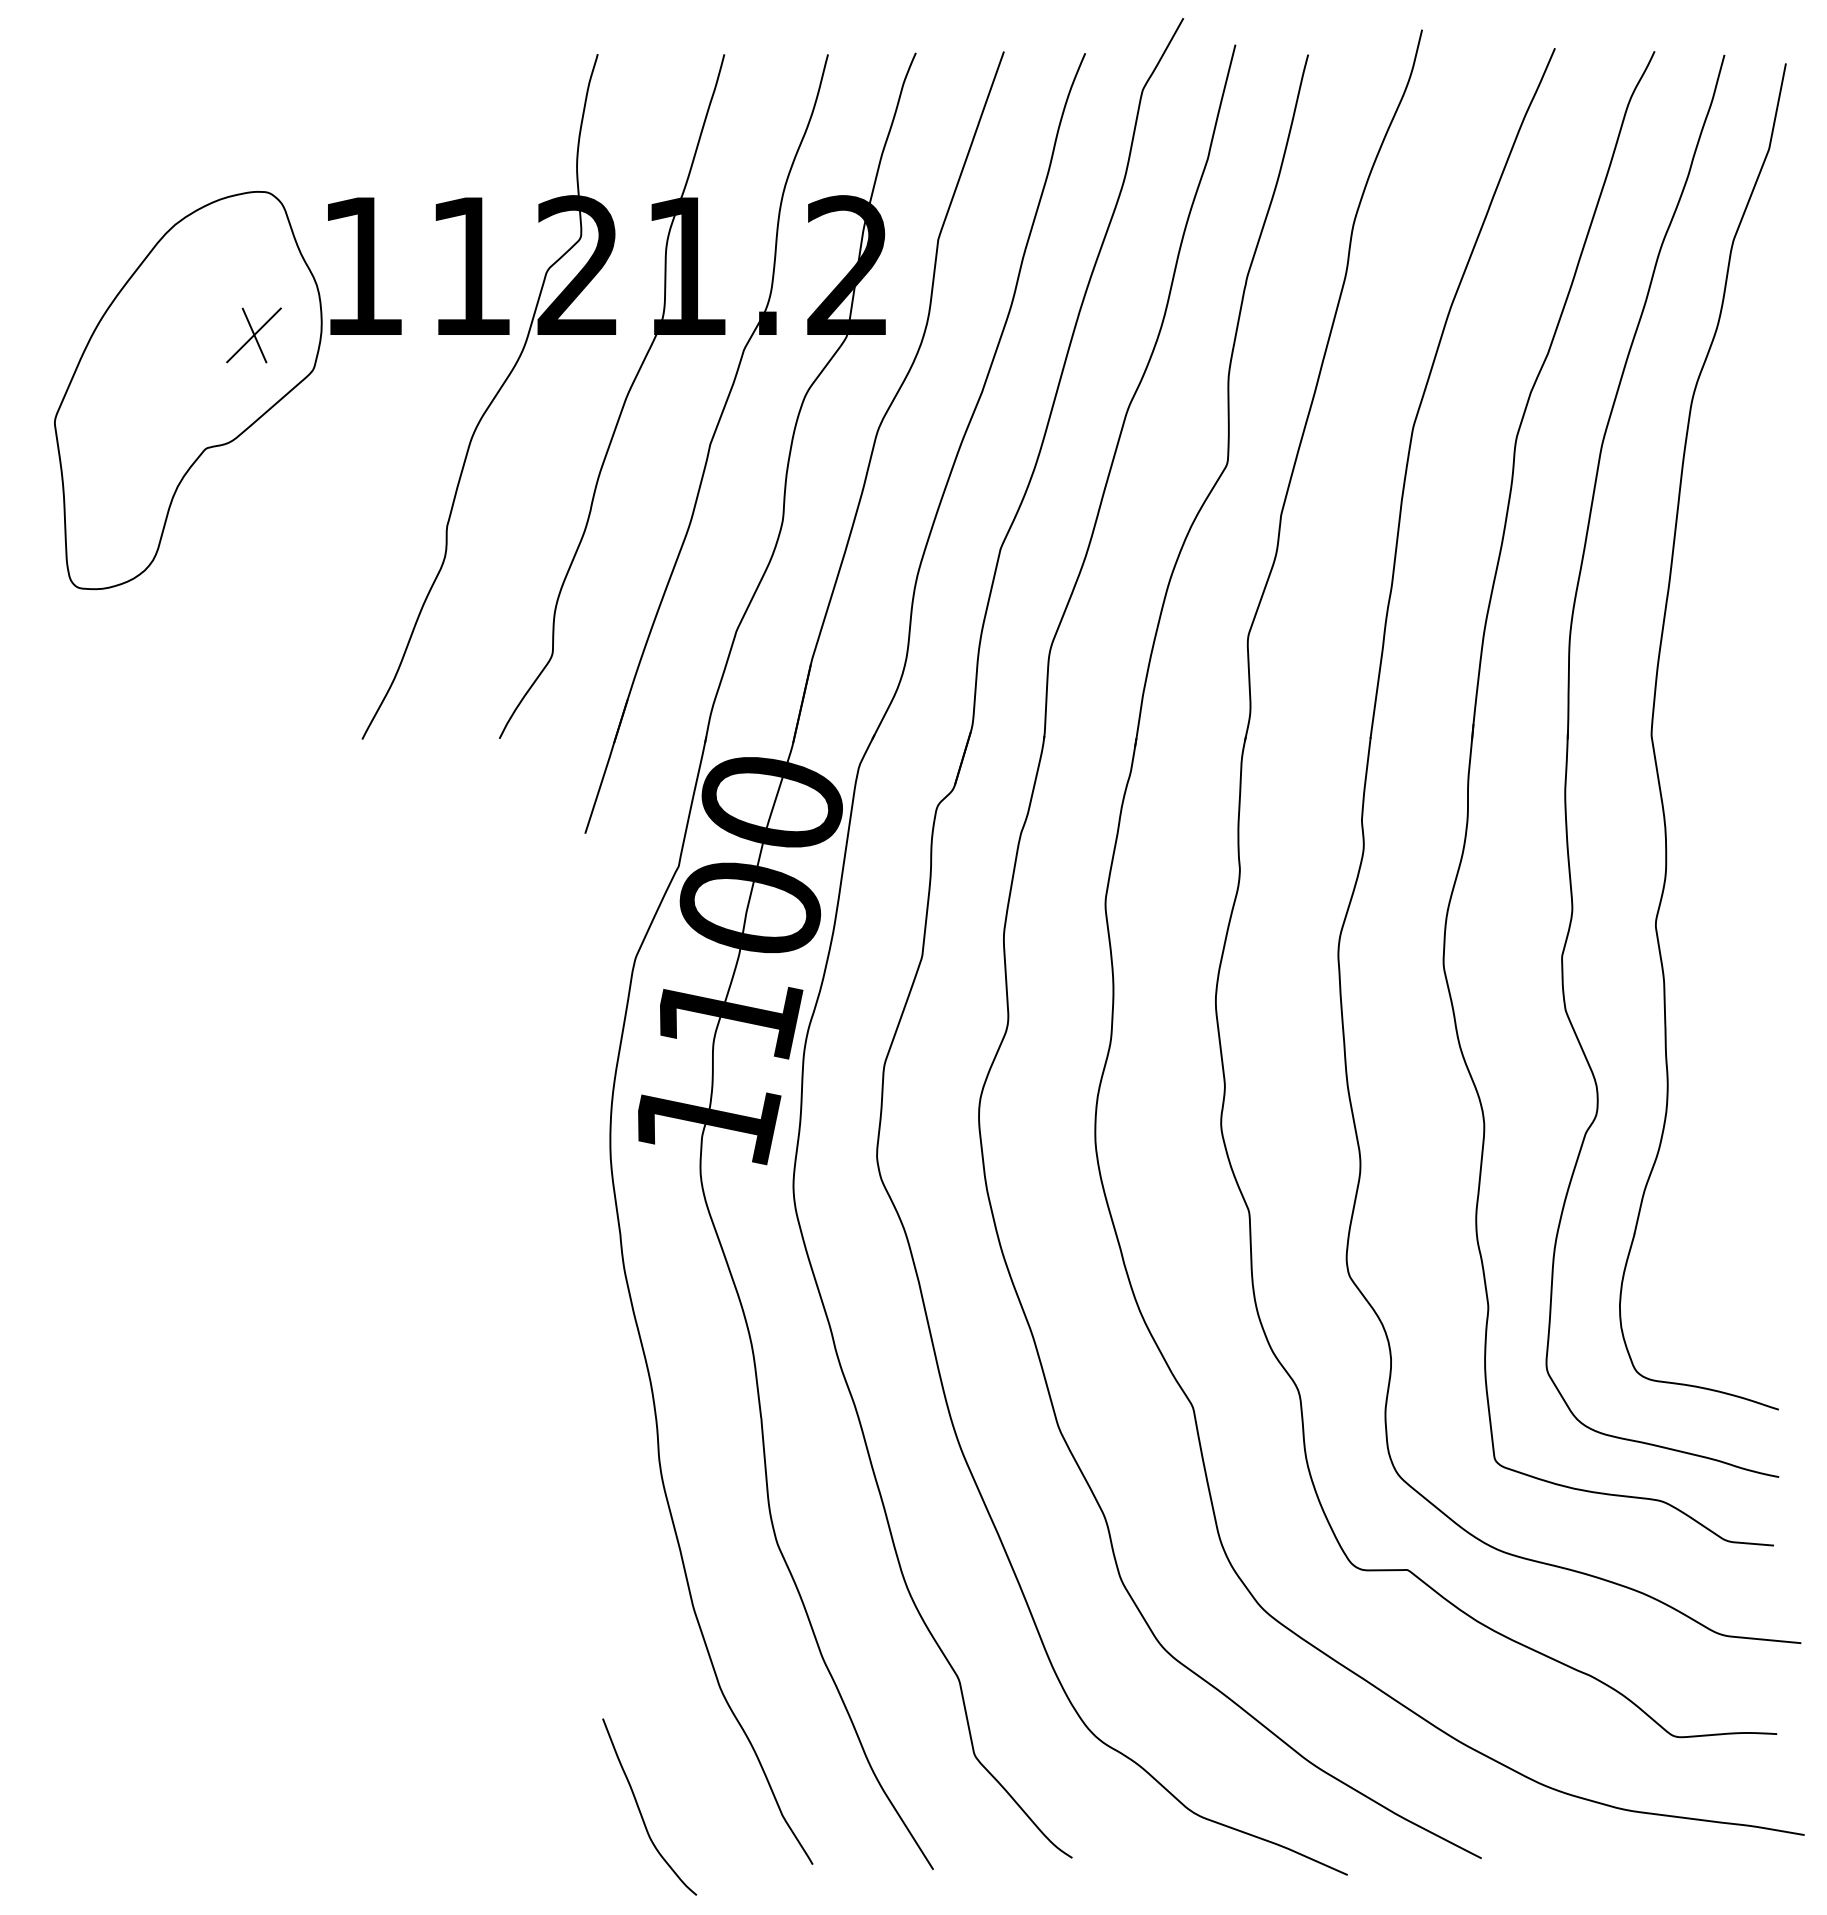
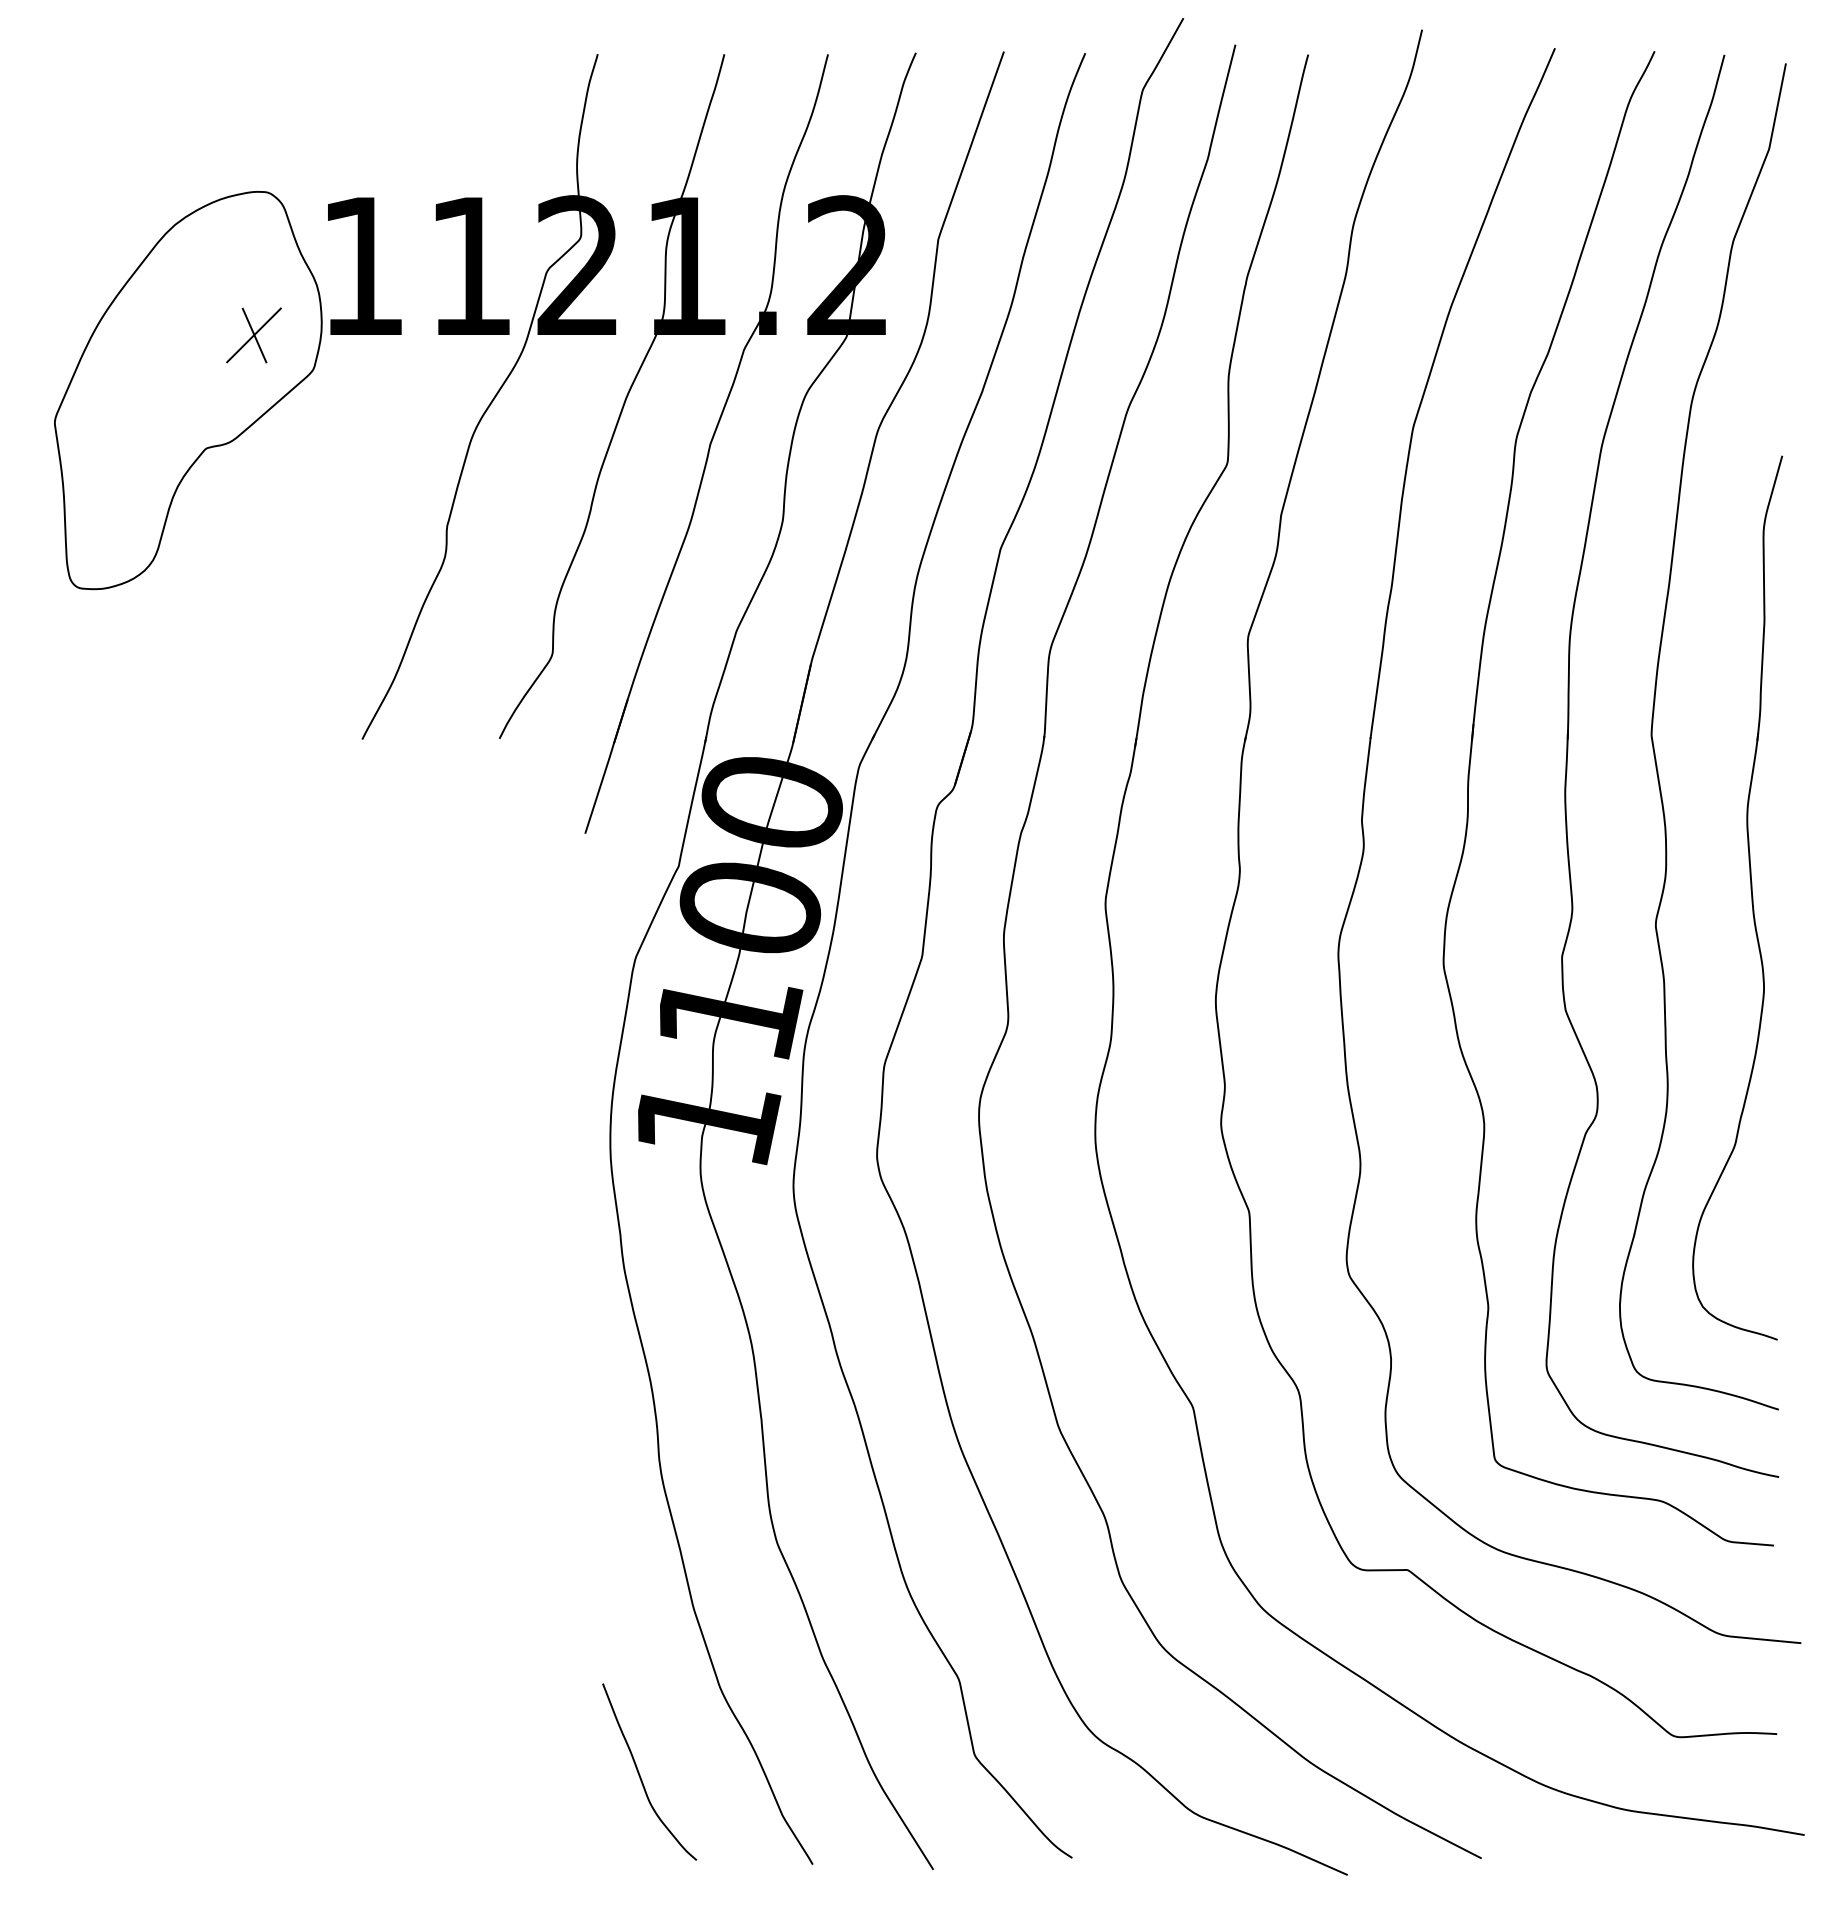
part: none -> present (1751, 897)
curve position: (640, 1809) -> (640, 1774) (640, 1774)
